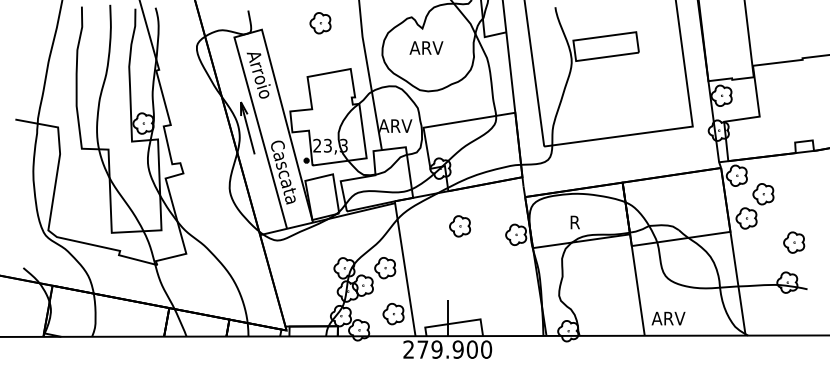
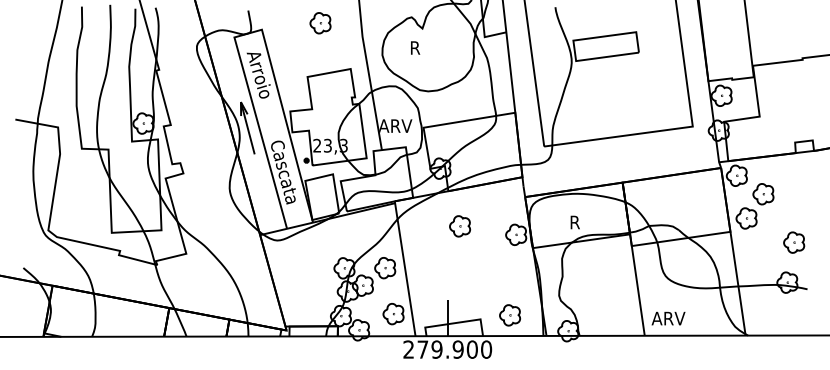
text: ARV -> R (426, 47)
part: none -> present (509, 315)
